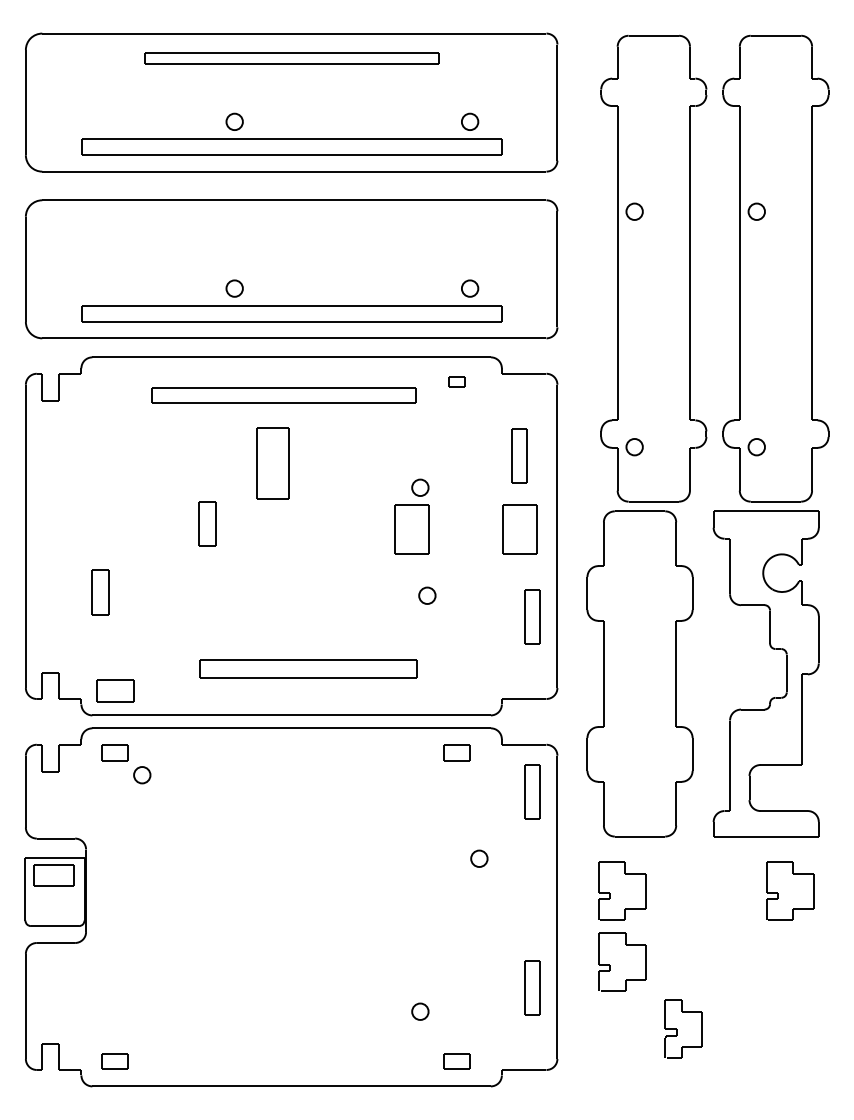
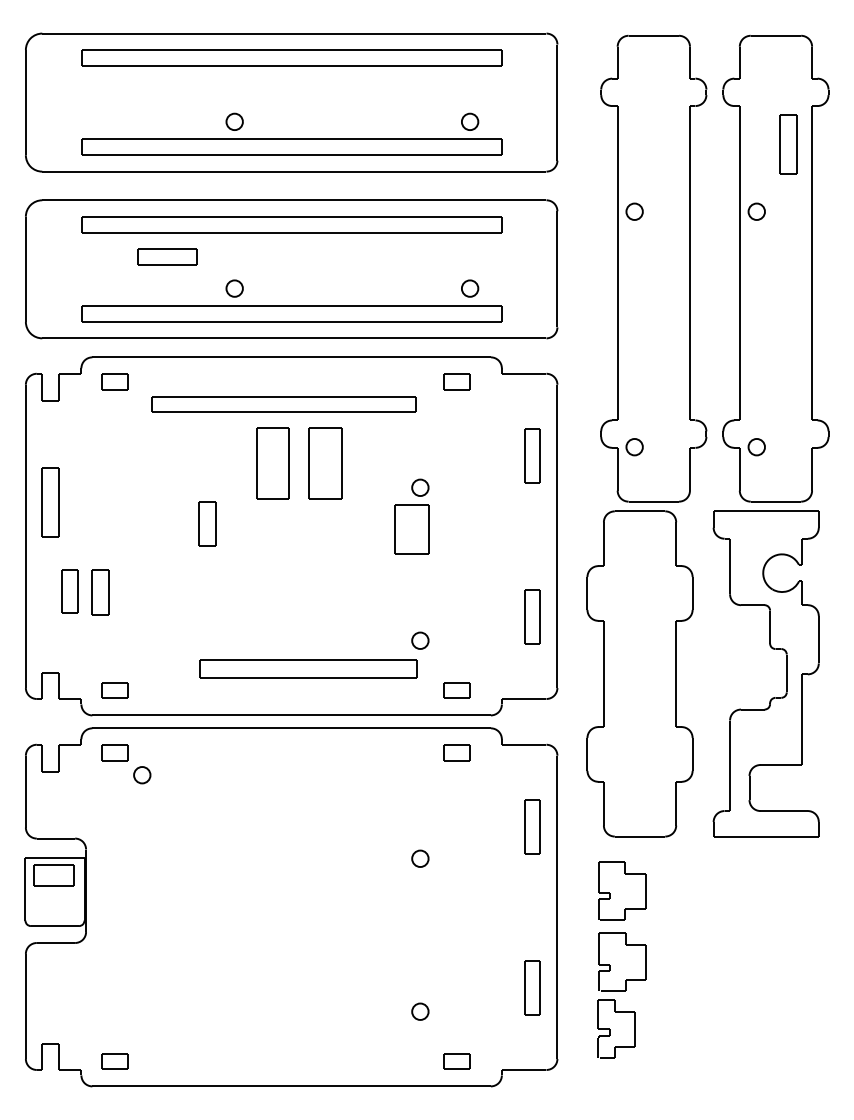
part size: 296x13 px -> 422x18 px (291, 57)
part: none -> present (788, 144)
part: none -> present (291, 224)
part: none -> present (167, 256)
part: none -> present (114, 381)
part size: 18x12 px -> 28x18 px (456, 381)
part position: (283, 395) -> (283, 404) (283, 404)
part position: (519, 455) -> (532, 455) (532, 455)
part: none -> present (325, 463)
part: none -> present (50, 502)
part: present -> none (519, 529)
part: none -> present (69, 591)
part position: (427, 595) -> (420, 640) (420, 640)
part size: 39x24 px -> 28x17 px (114, 690)
part: none -> present (456, 690)
part position: (532, 791) -> (532, 826) (532, 826)
part position: (479, 858) -> (420, 858) (420, 858)
part: present -> none (790, 890)
part position: (677, 1029) -> (610, 1029) (610, 1029)
